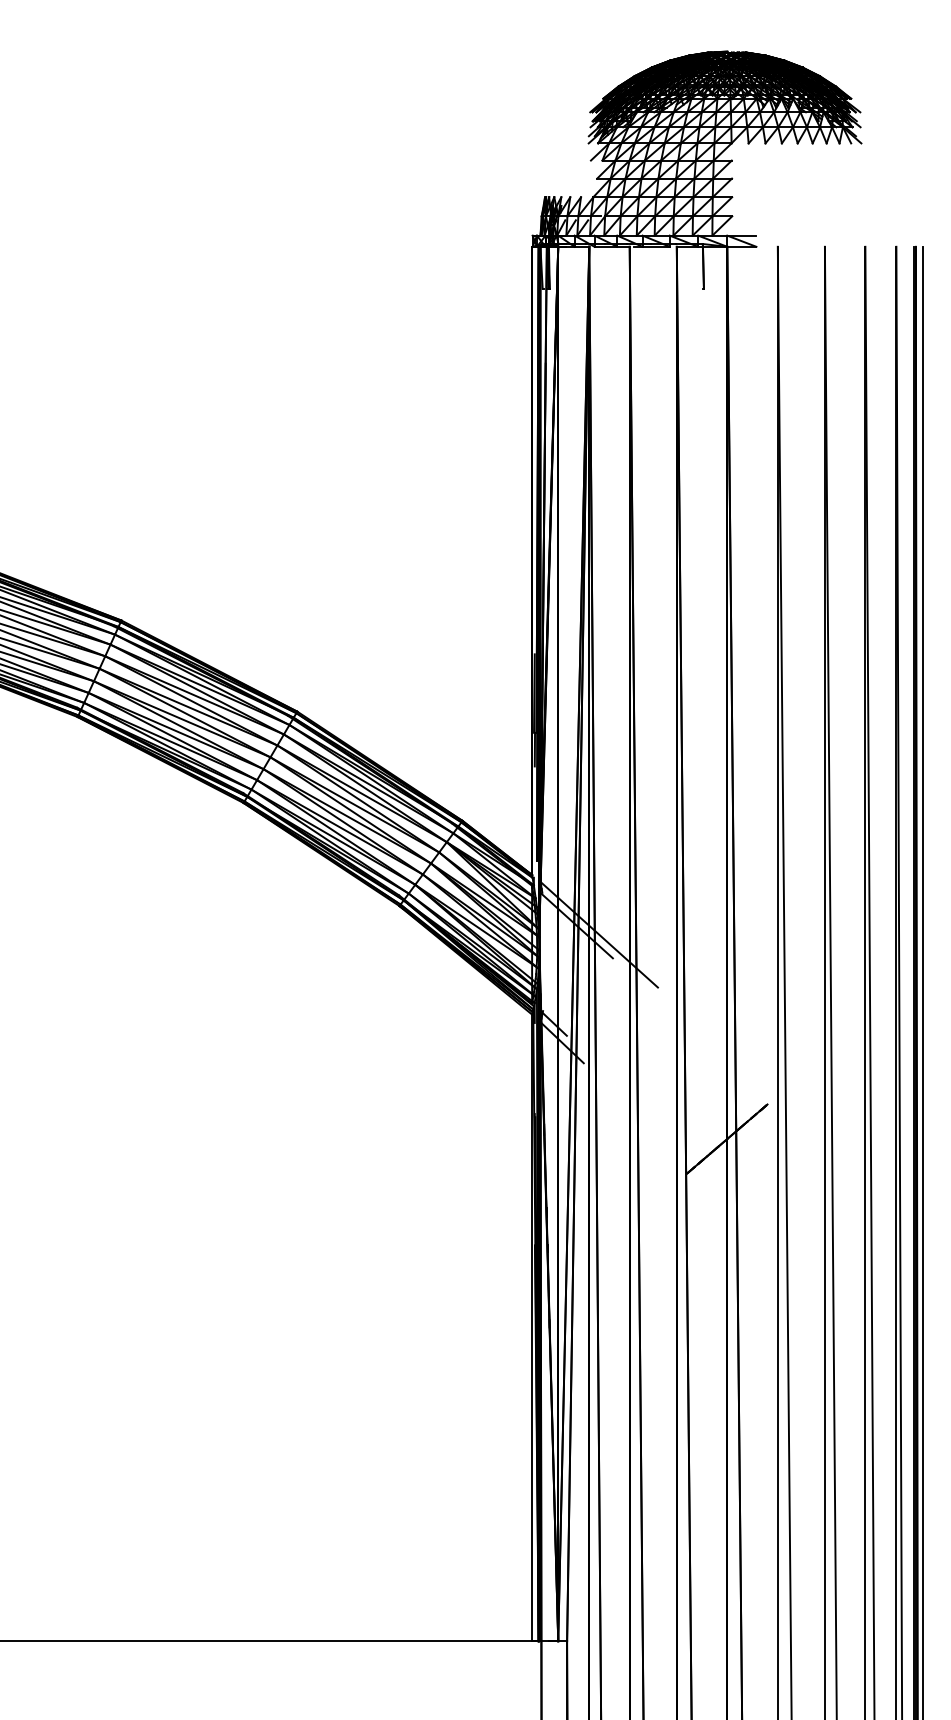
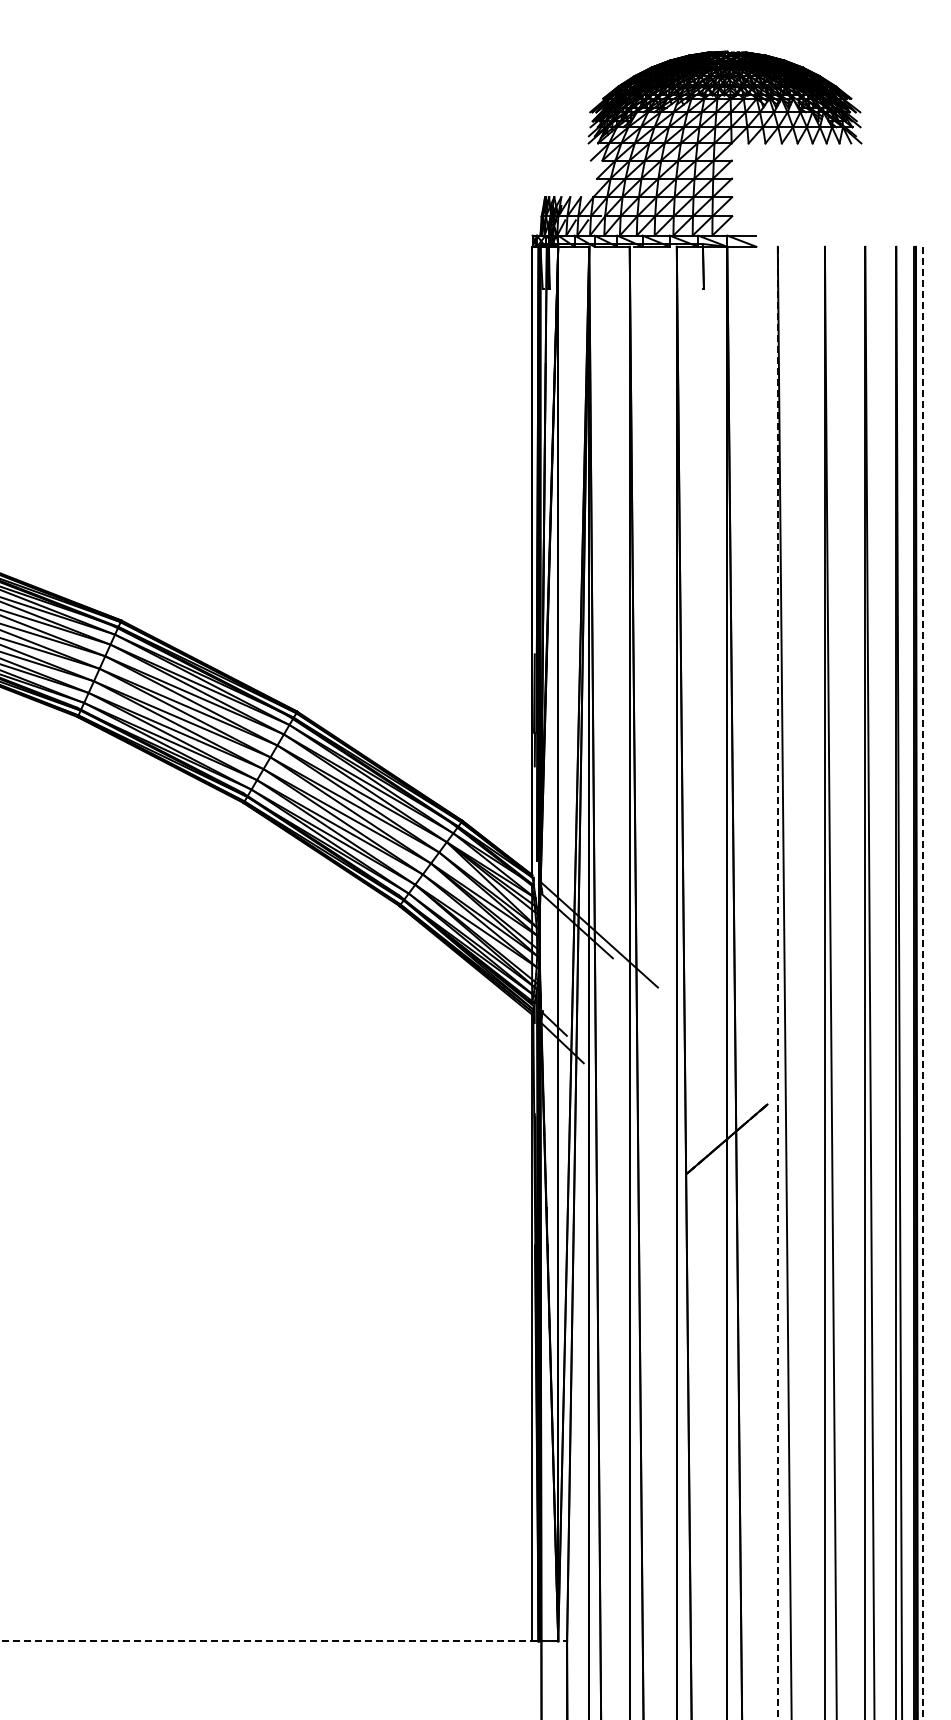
line: solid -> dashed (777, 983)
line: solid -> dashed (922, 983)
line: solid -> dashed (284, 1641)
